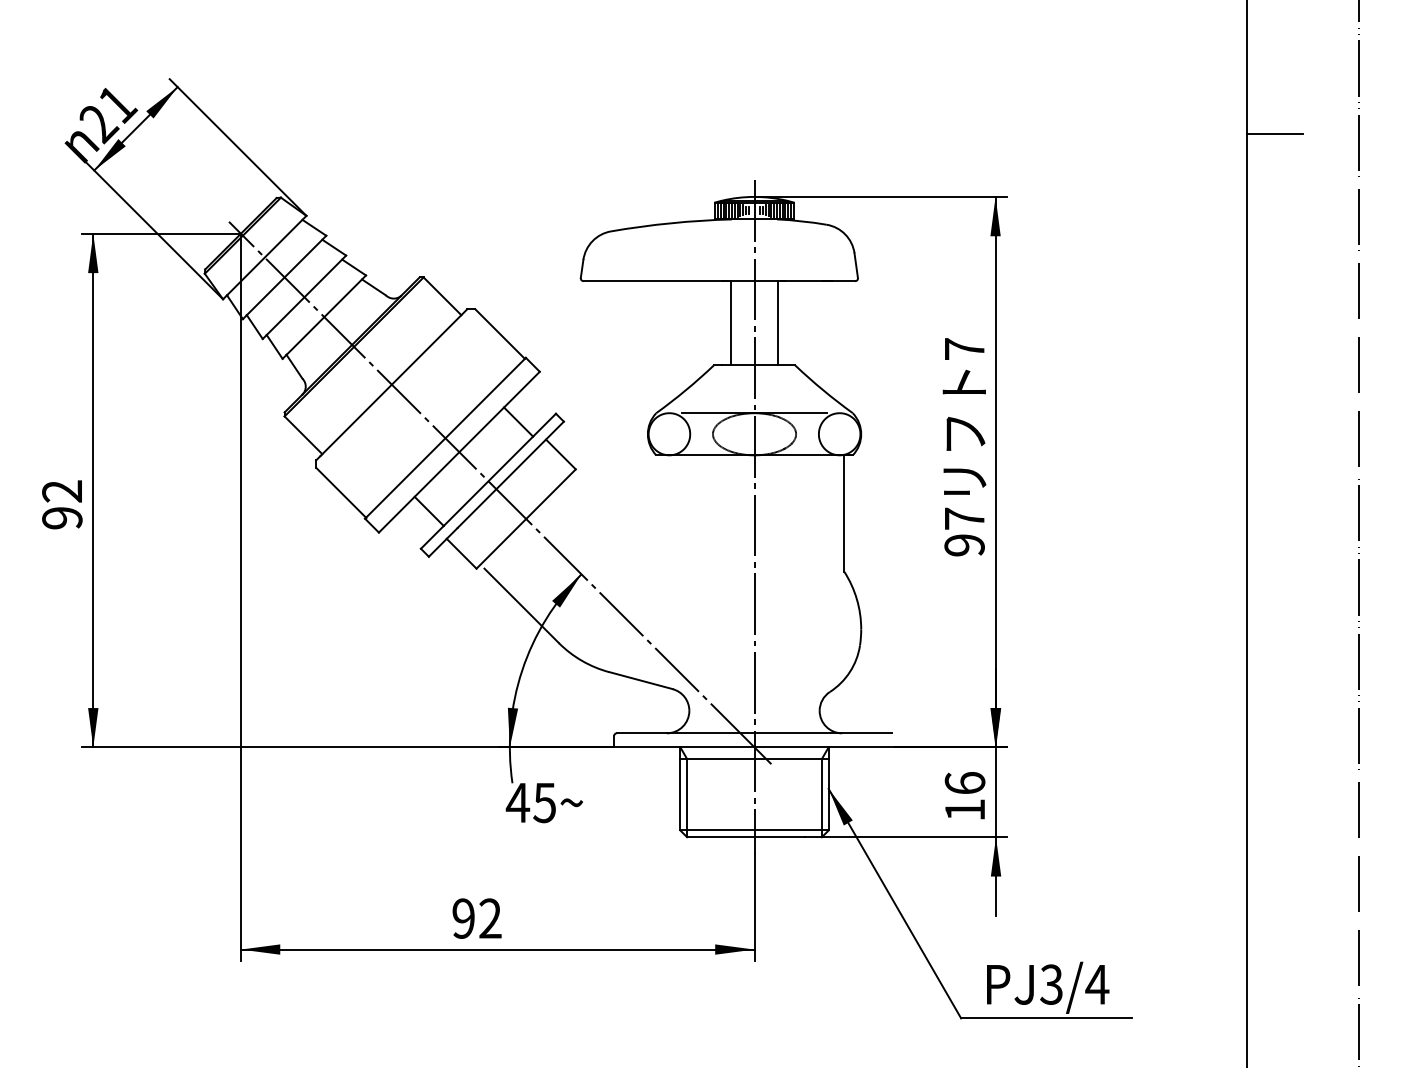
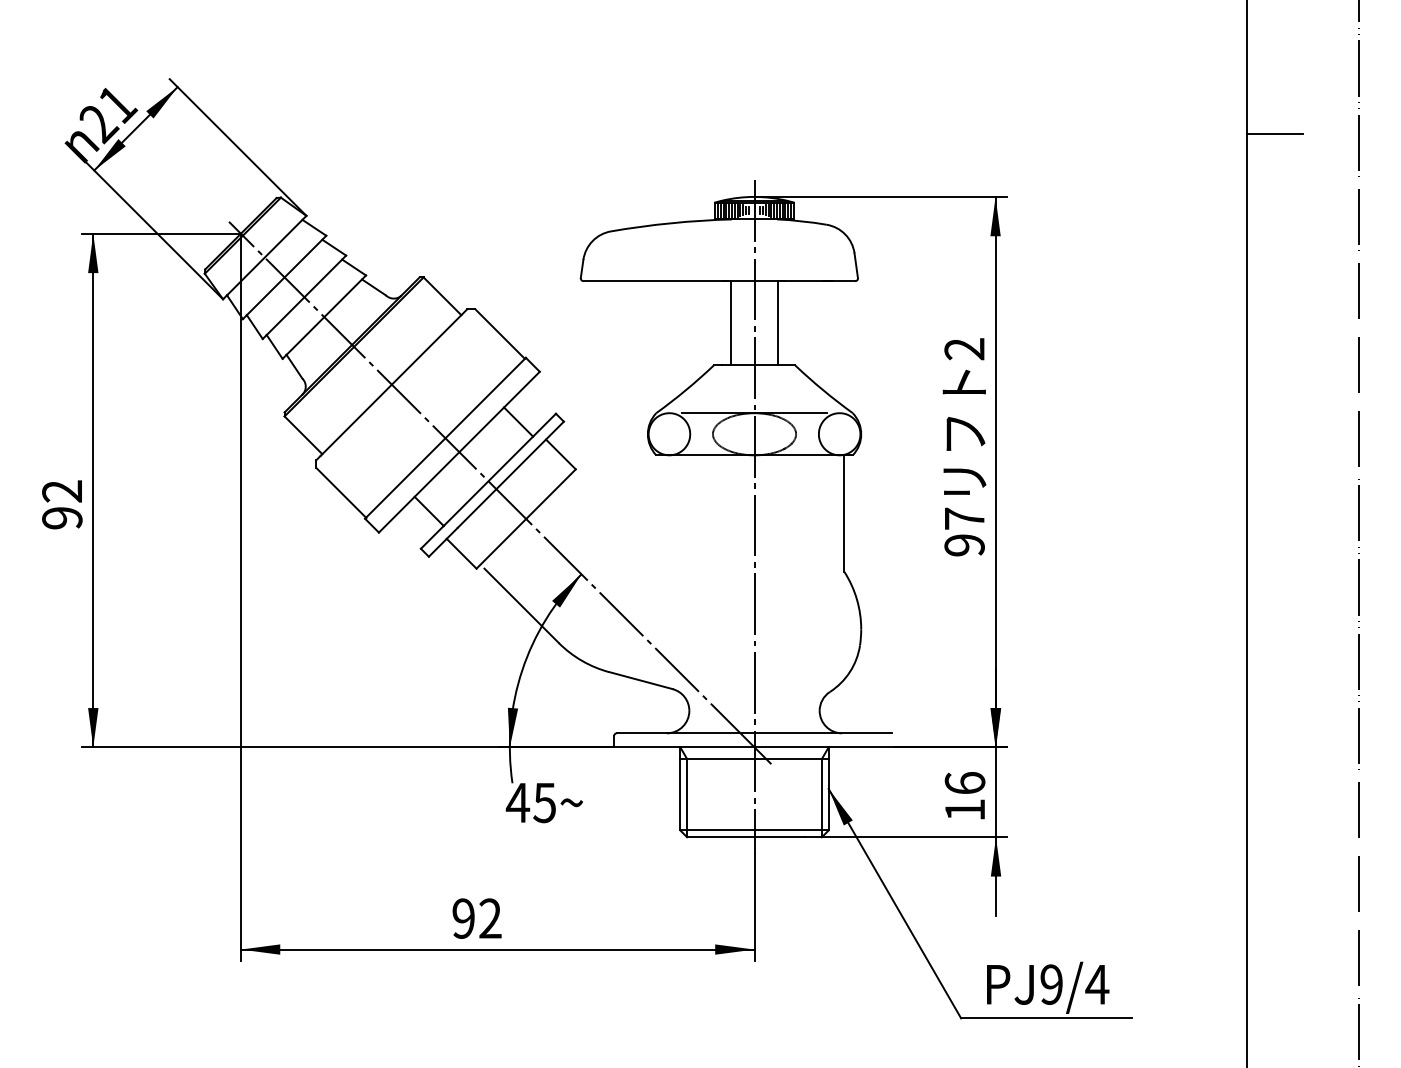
text: 7 -> 2 (964, 349)
text: PJ3/4 -> PJ9/4 (1051, 984)
